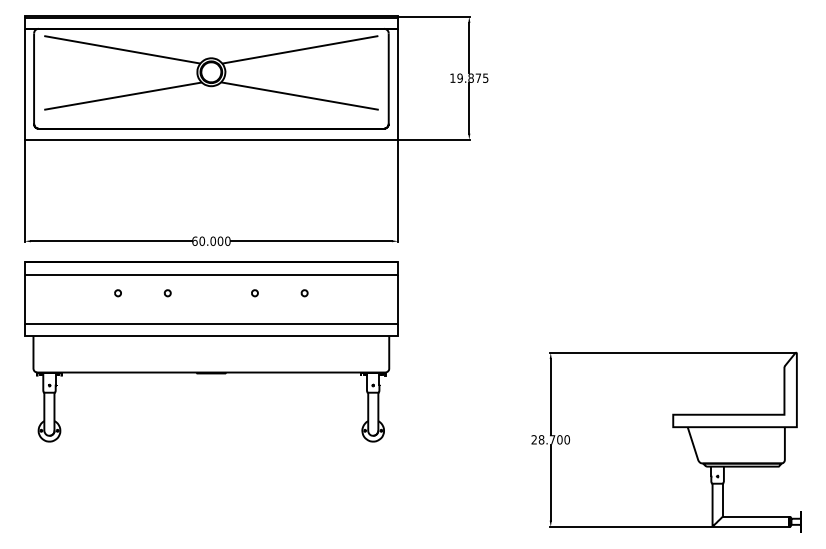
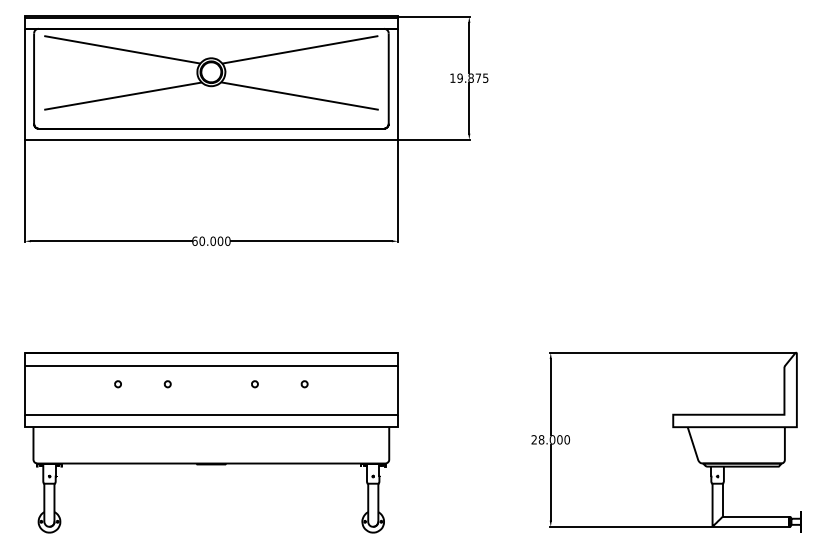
part position: (211, 351) -> (211, 442) (211, 442)
text: 28.700 -> 28.000 (552, 439)
